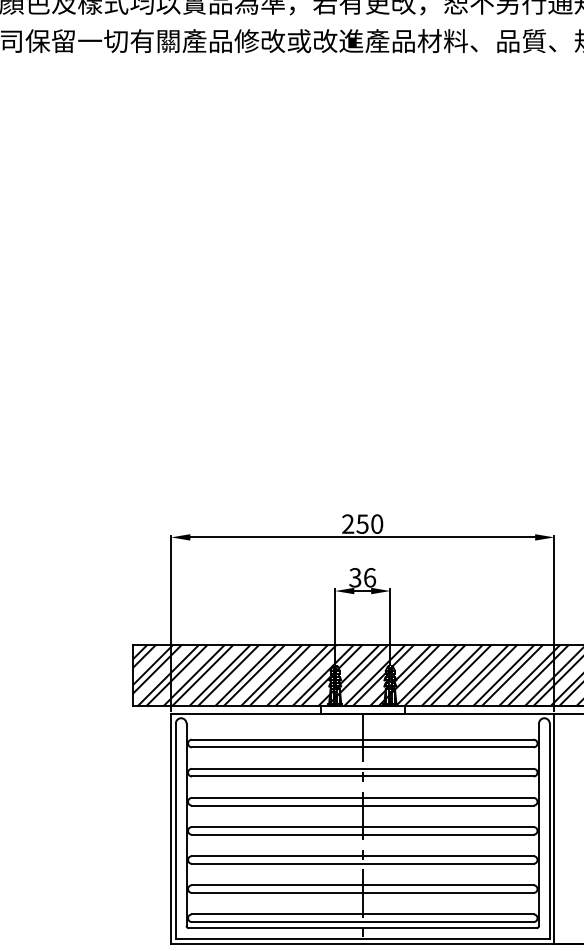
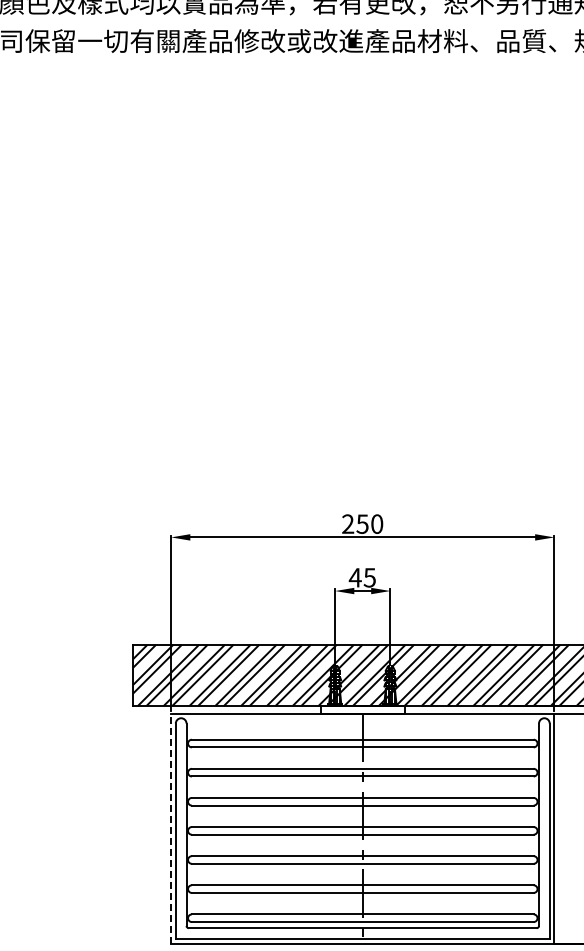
text: 36 -> 45 (362, 577)
line: solid -> dashed (171, 828)
